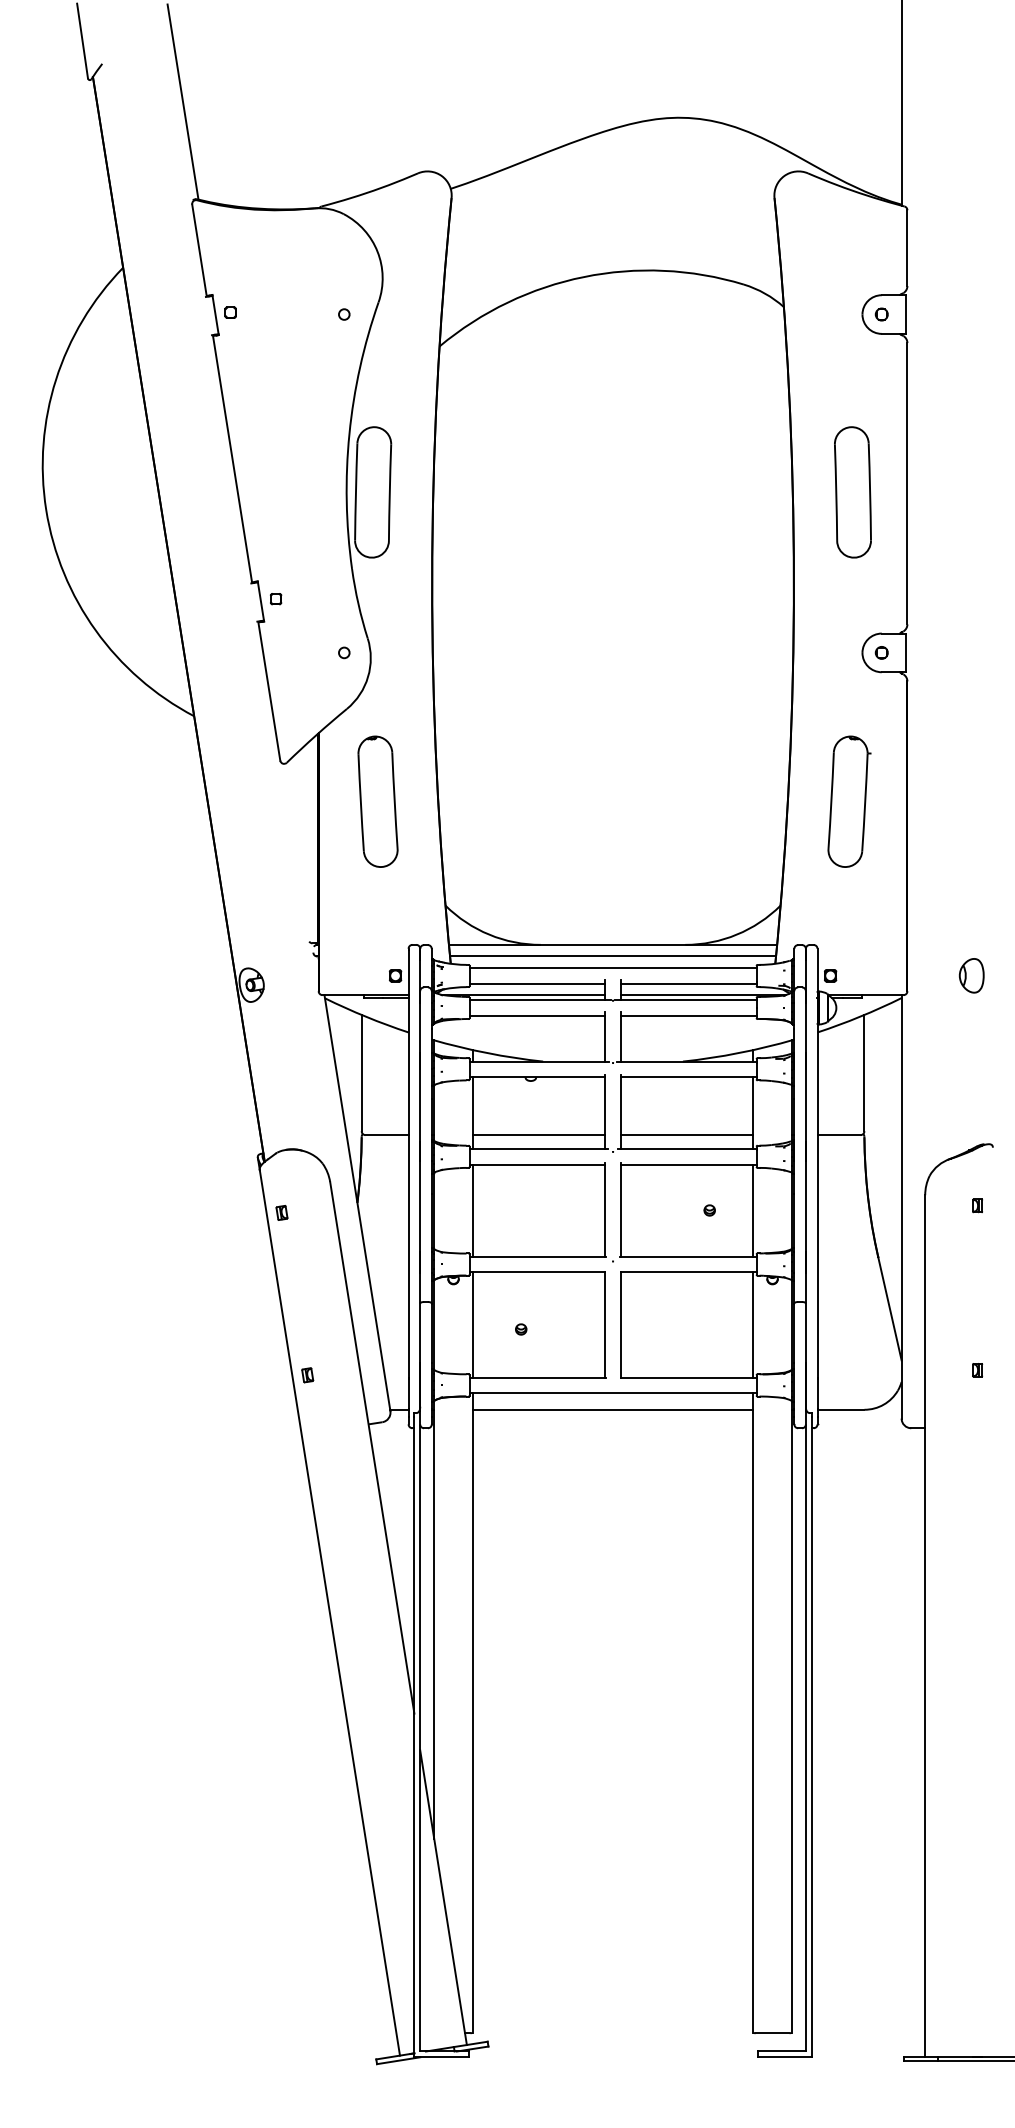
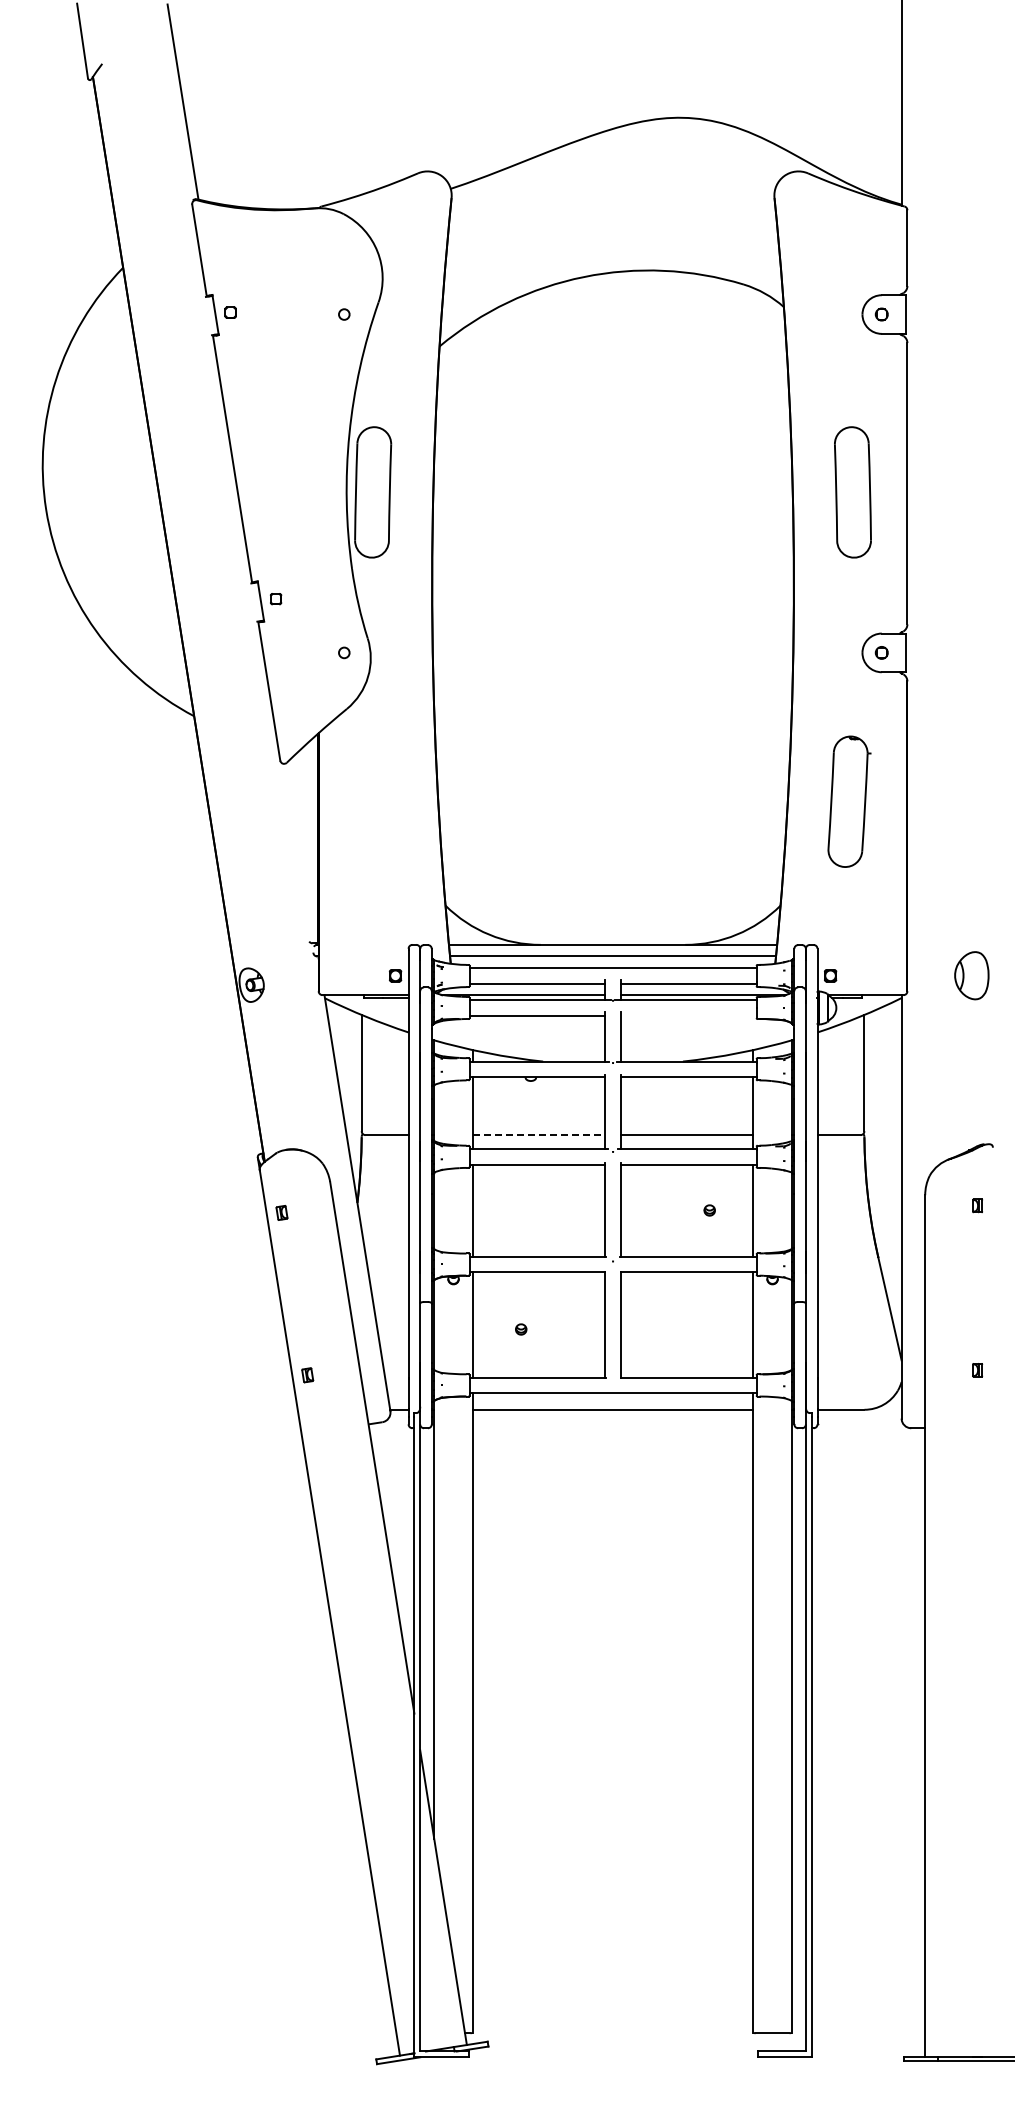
part: present -> none (377, 801)
part size: 27x36 px -> 36x50 px (971, 975)
line: present -> none (688, 1015)
line: solid -> dashed (539, 1135)
